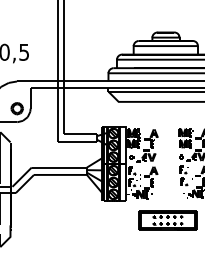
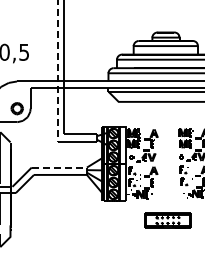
line: solid -> dashed (57, 70)
line: solid -> dashed (63, 167)
part size: 60x21 px -> 48x17 px (167, 220)
